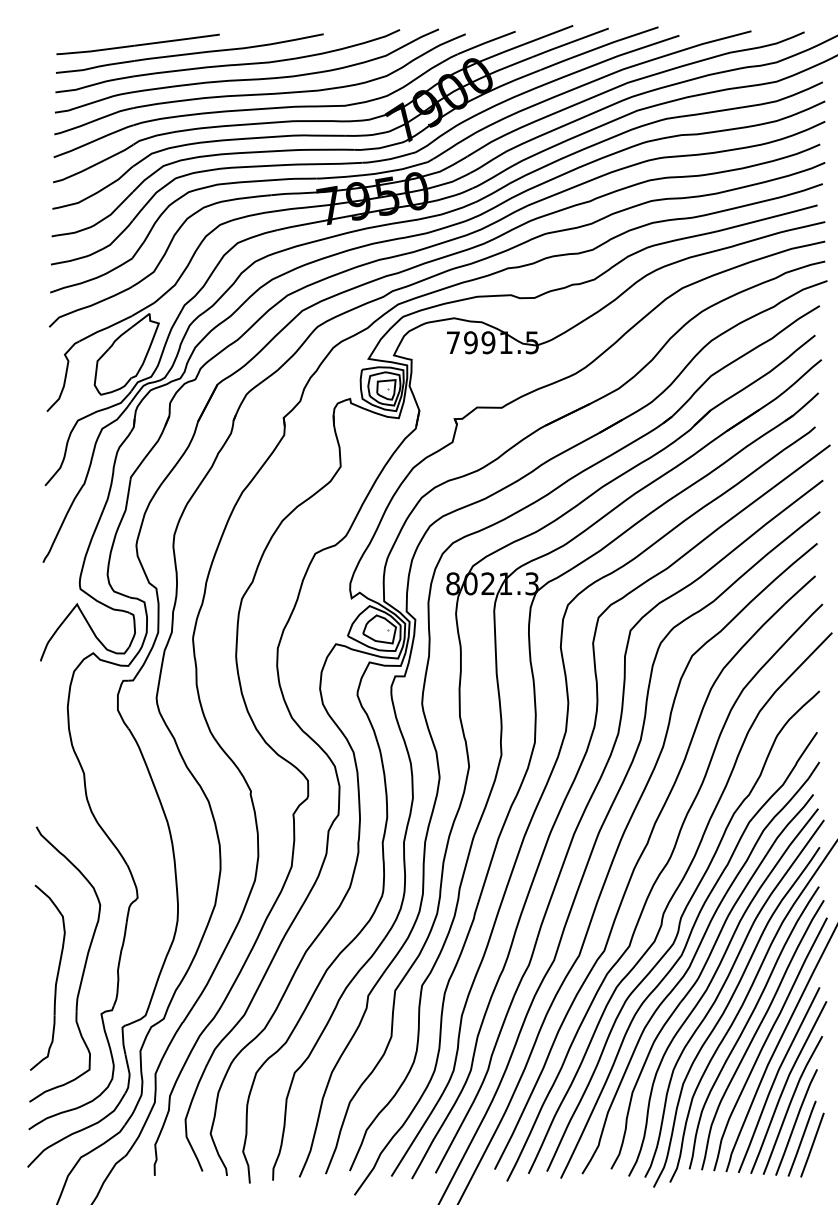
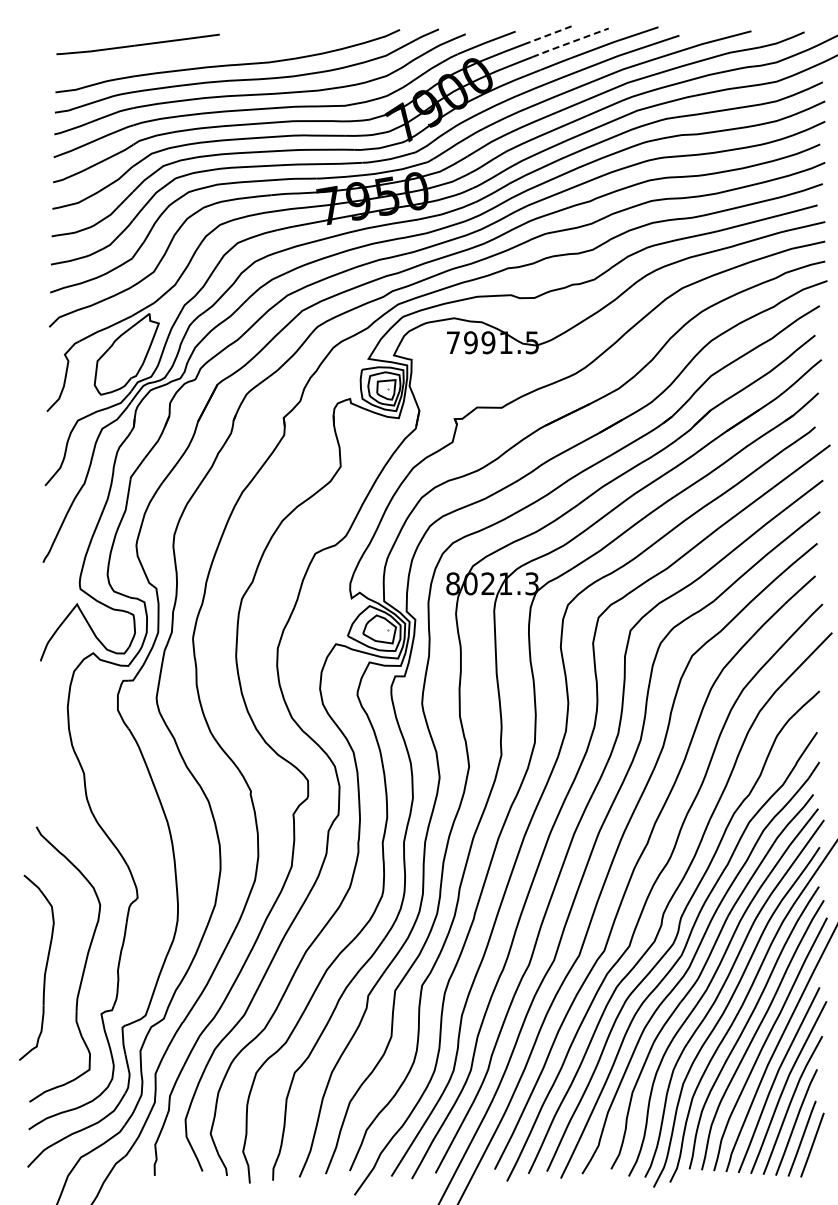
line: solid -> dashed (549, 34)
line: solid -> dashed (569, 42)
part: present -> none (189, 53)
part position: (55, 980) -> (44, 970) (44, 970)
